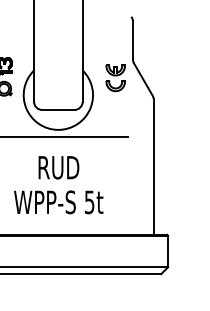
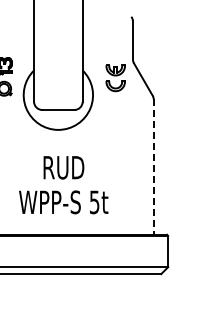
line: present -> none (65, 136)
line: solid -> dashed (153, 167)
text position: (58, 185) -> (63, 185) (63, 185)
